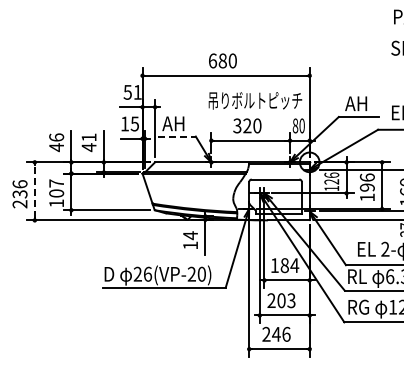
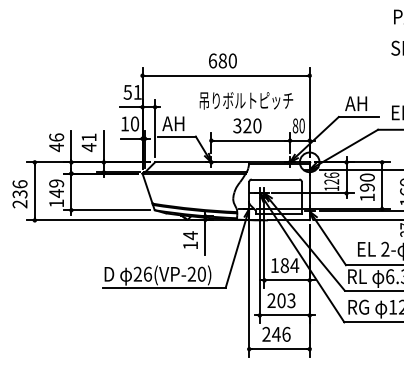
text position: (255, 100) -> (246, 100) (246, 100)
text: 15 -> 10 (134, 123)
line: dashed -> solid (176, 136)
text: 196 -> 190 (366, 177)
text: 107 -> 149 (56, 188)
line: dashed -> solid (34, 191)
